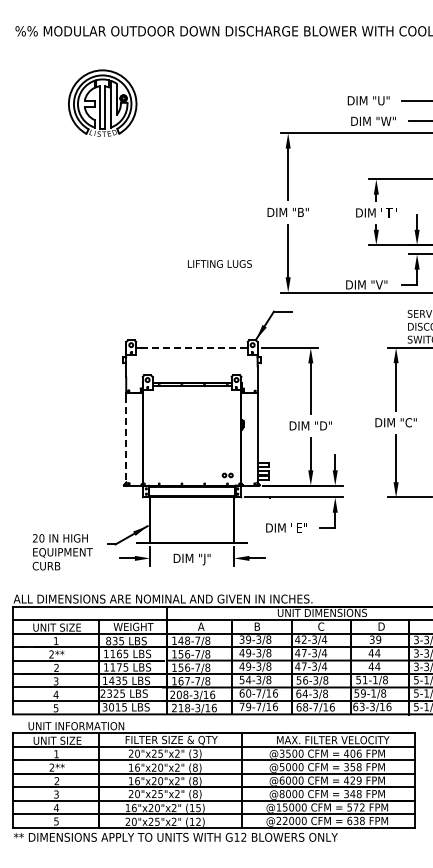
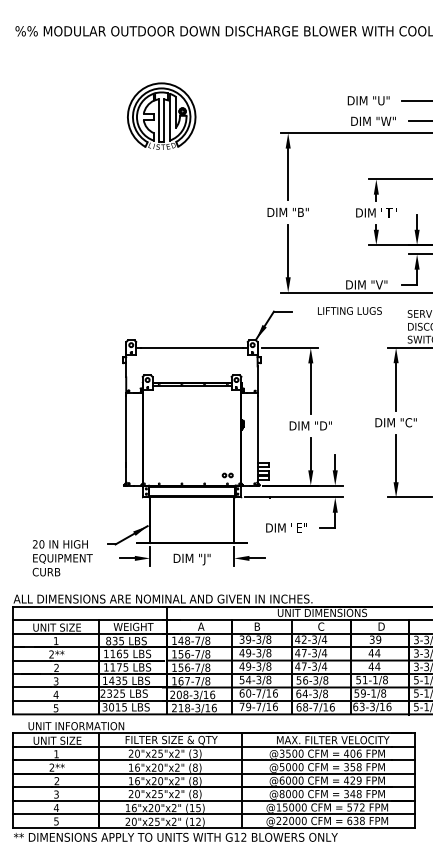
part position: (102, 102) -> (161, 115) (161, 115)
text position: (219, 263) -> (349, 310) (349, 310)
line: dashed -> solid (191, 347)
line: dashed -> solid (126, 440)
text position: (62, 552) -> (62, 558) (62, 558)
